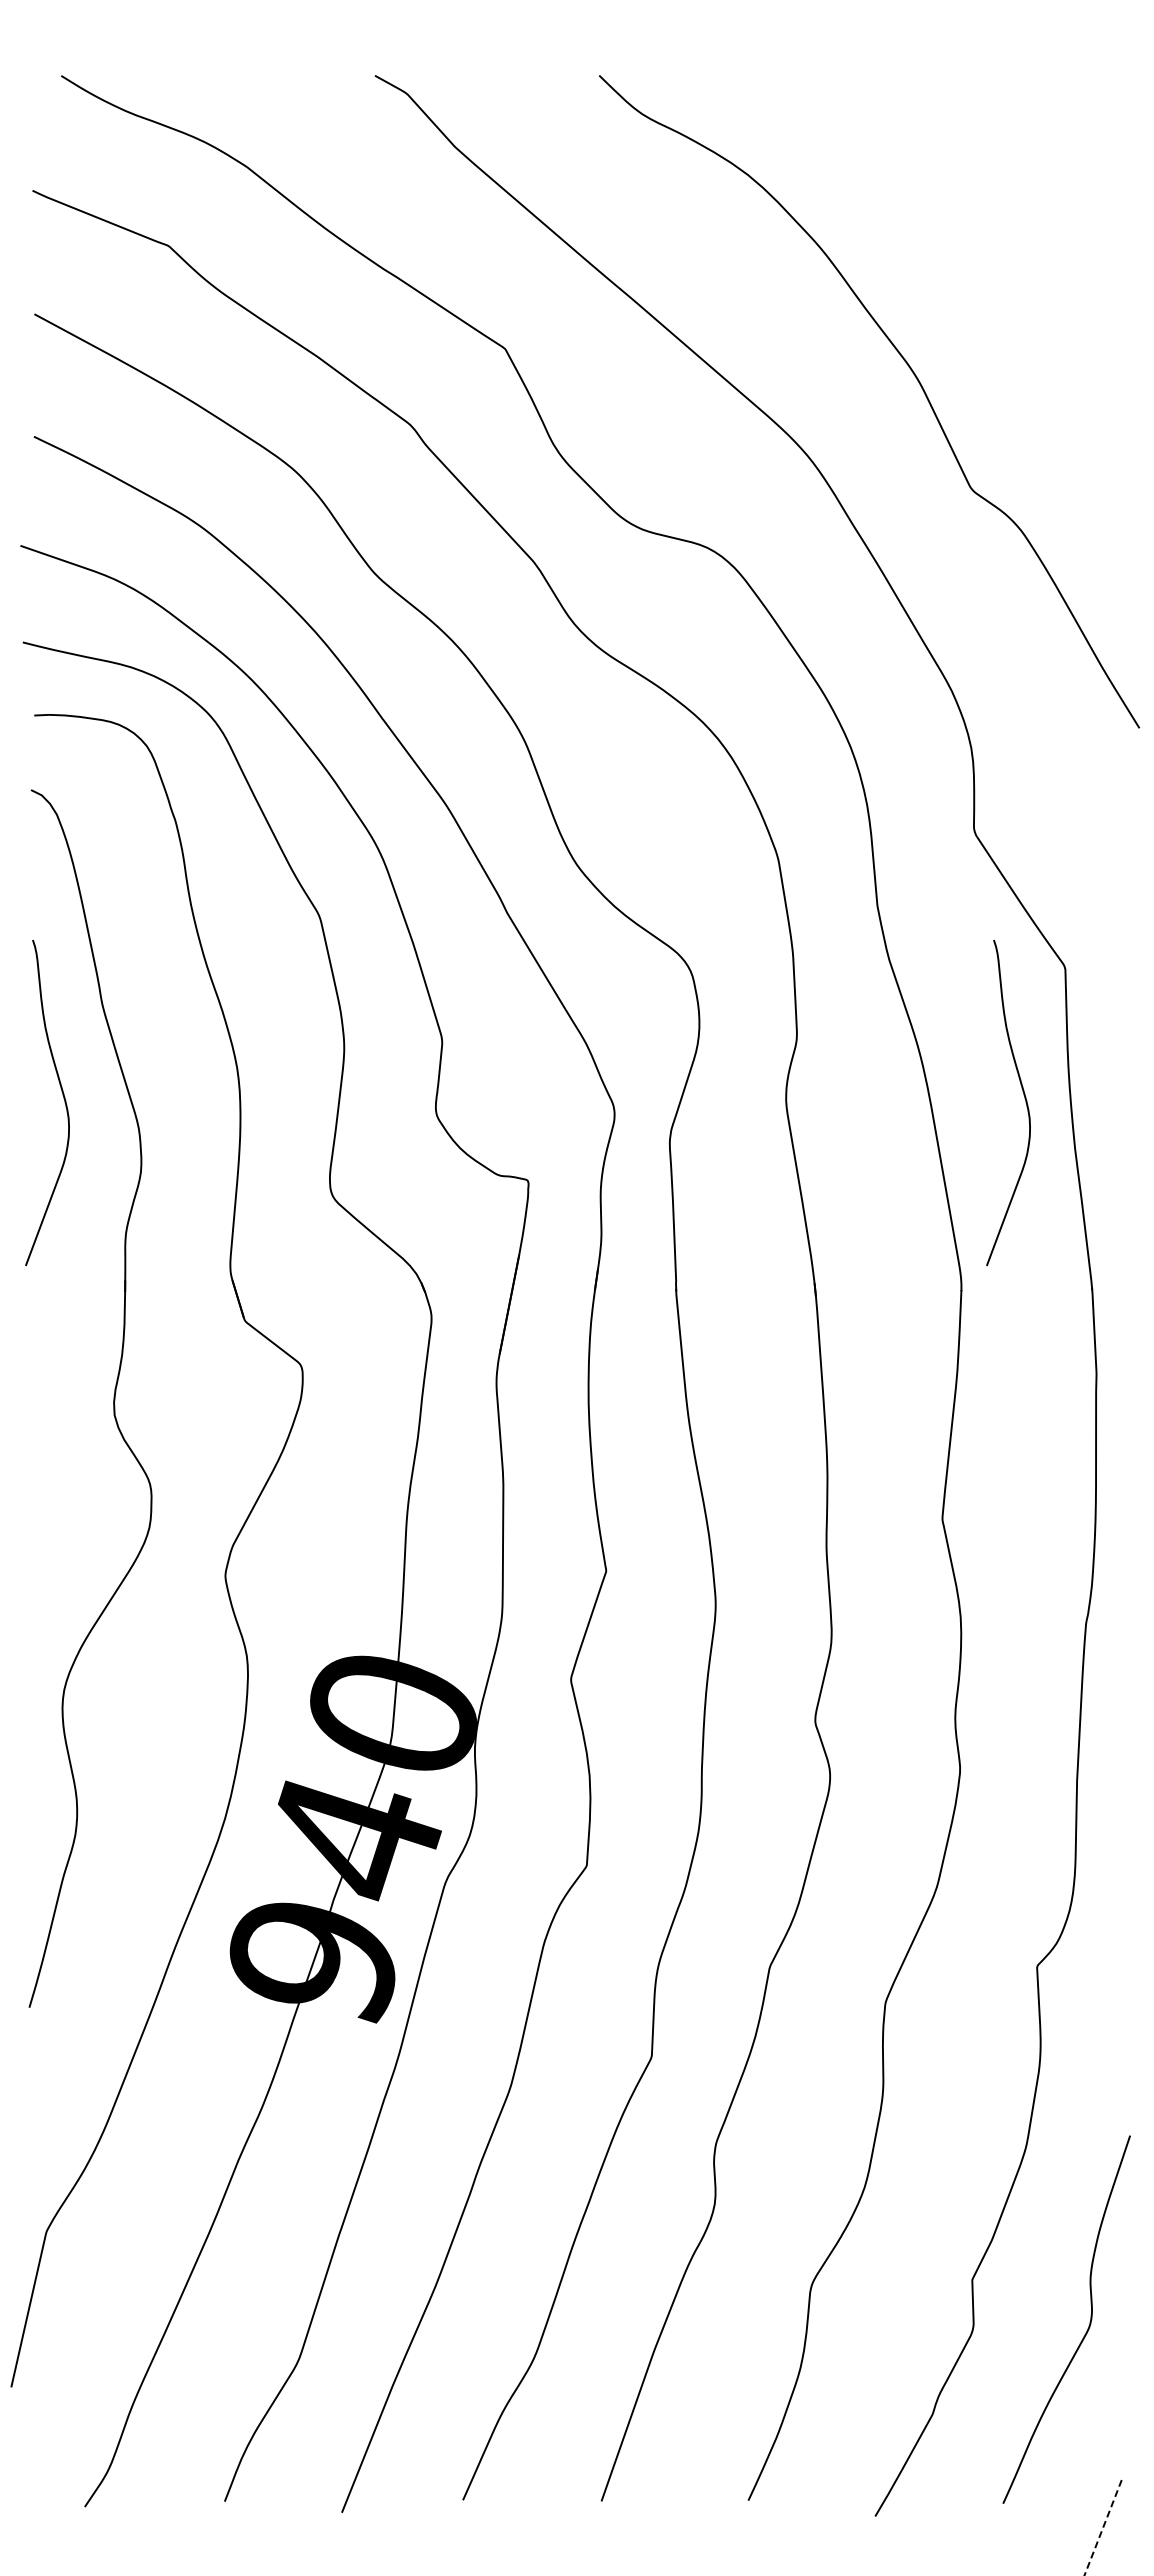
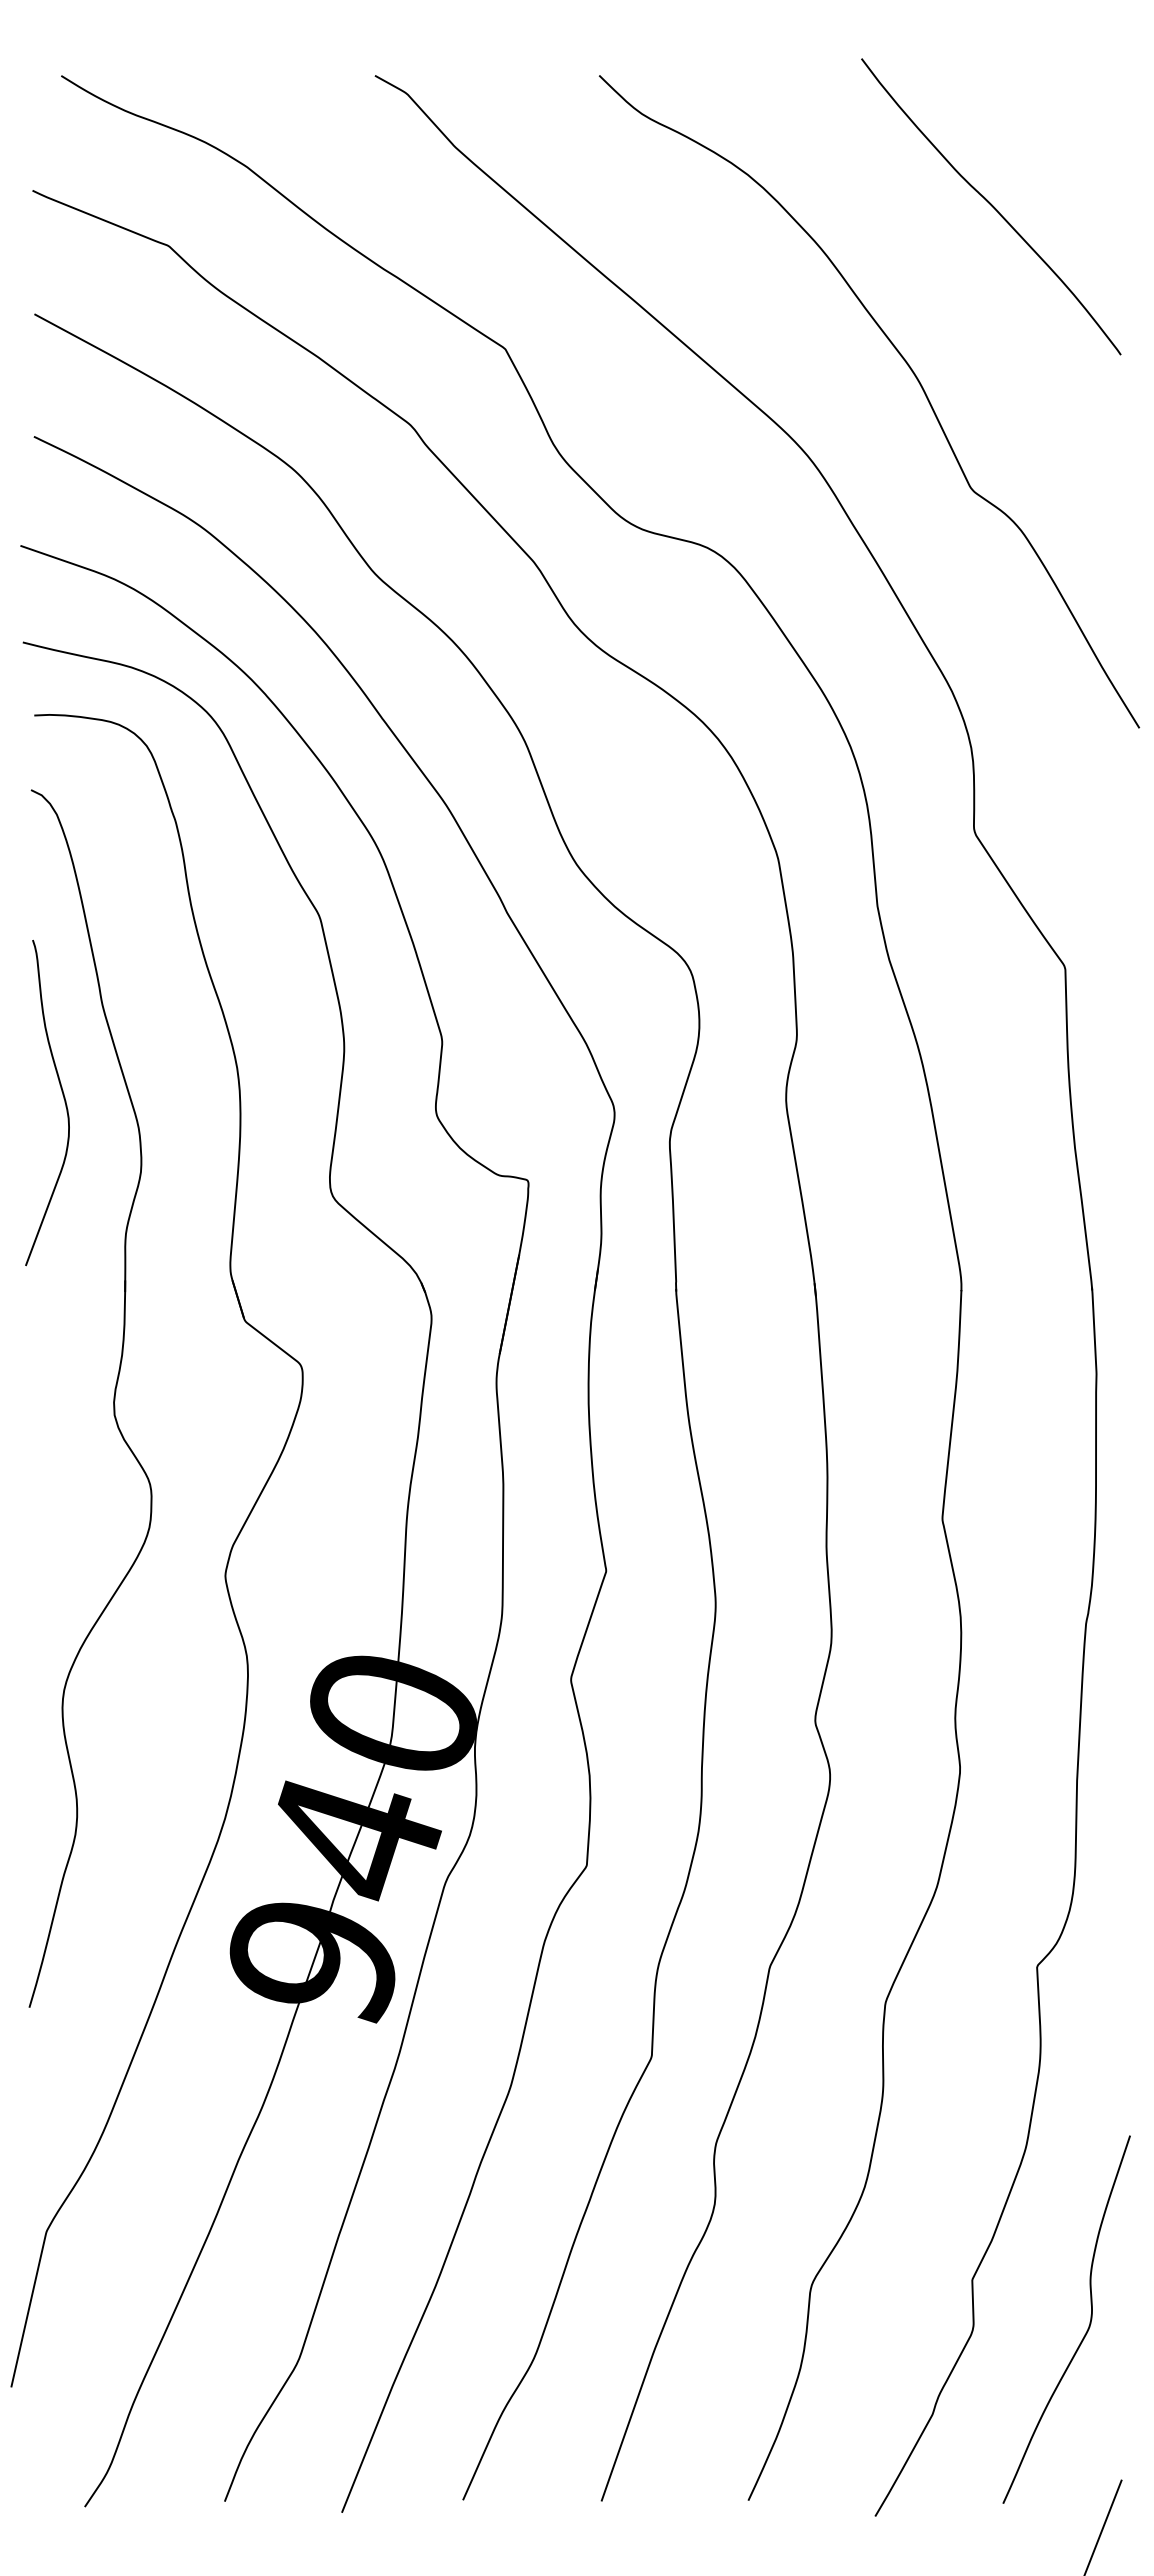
curve: none -> present (991, 206)
curve: present -> none (1024, 1098)
line: dashed -> solid (1103, 2526)
